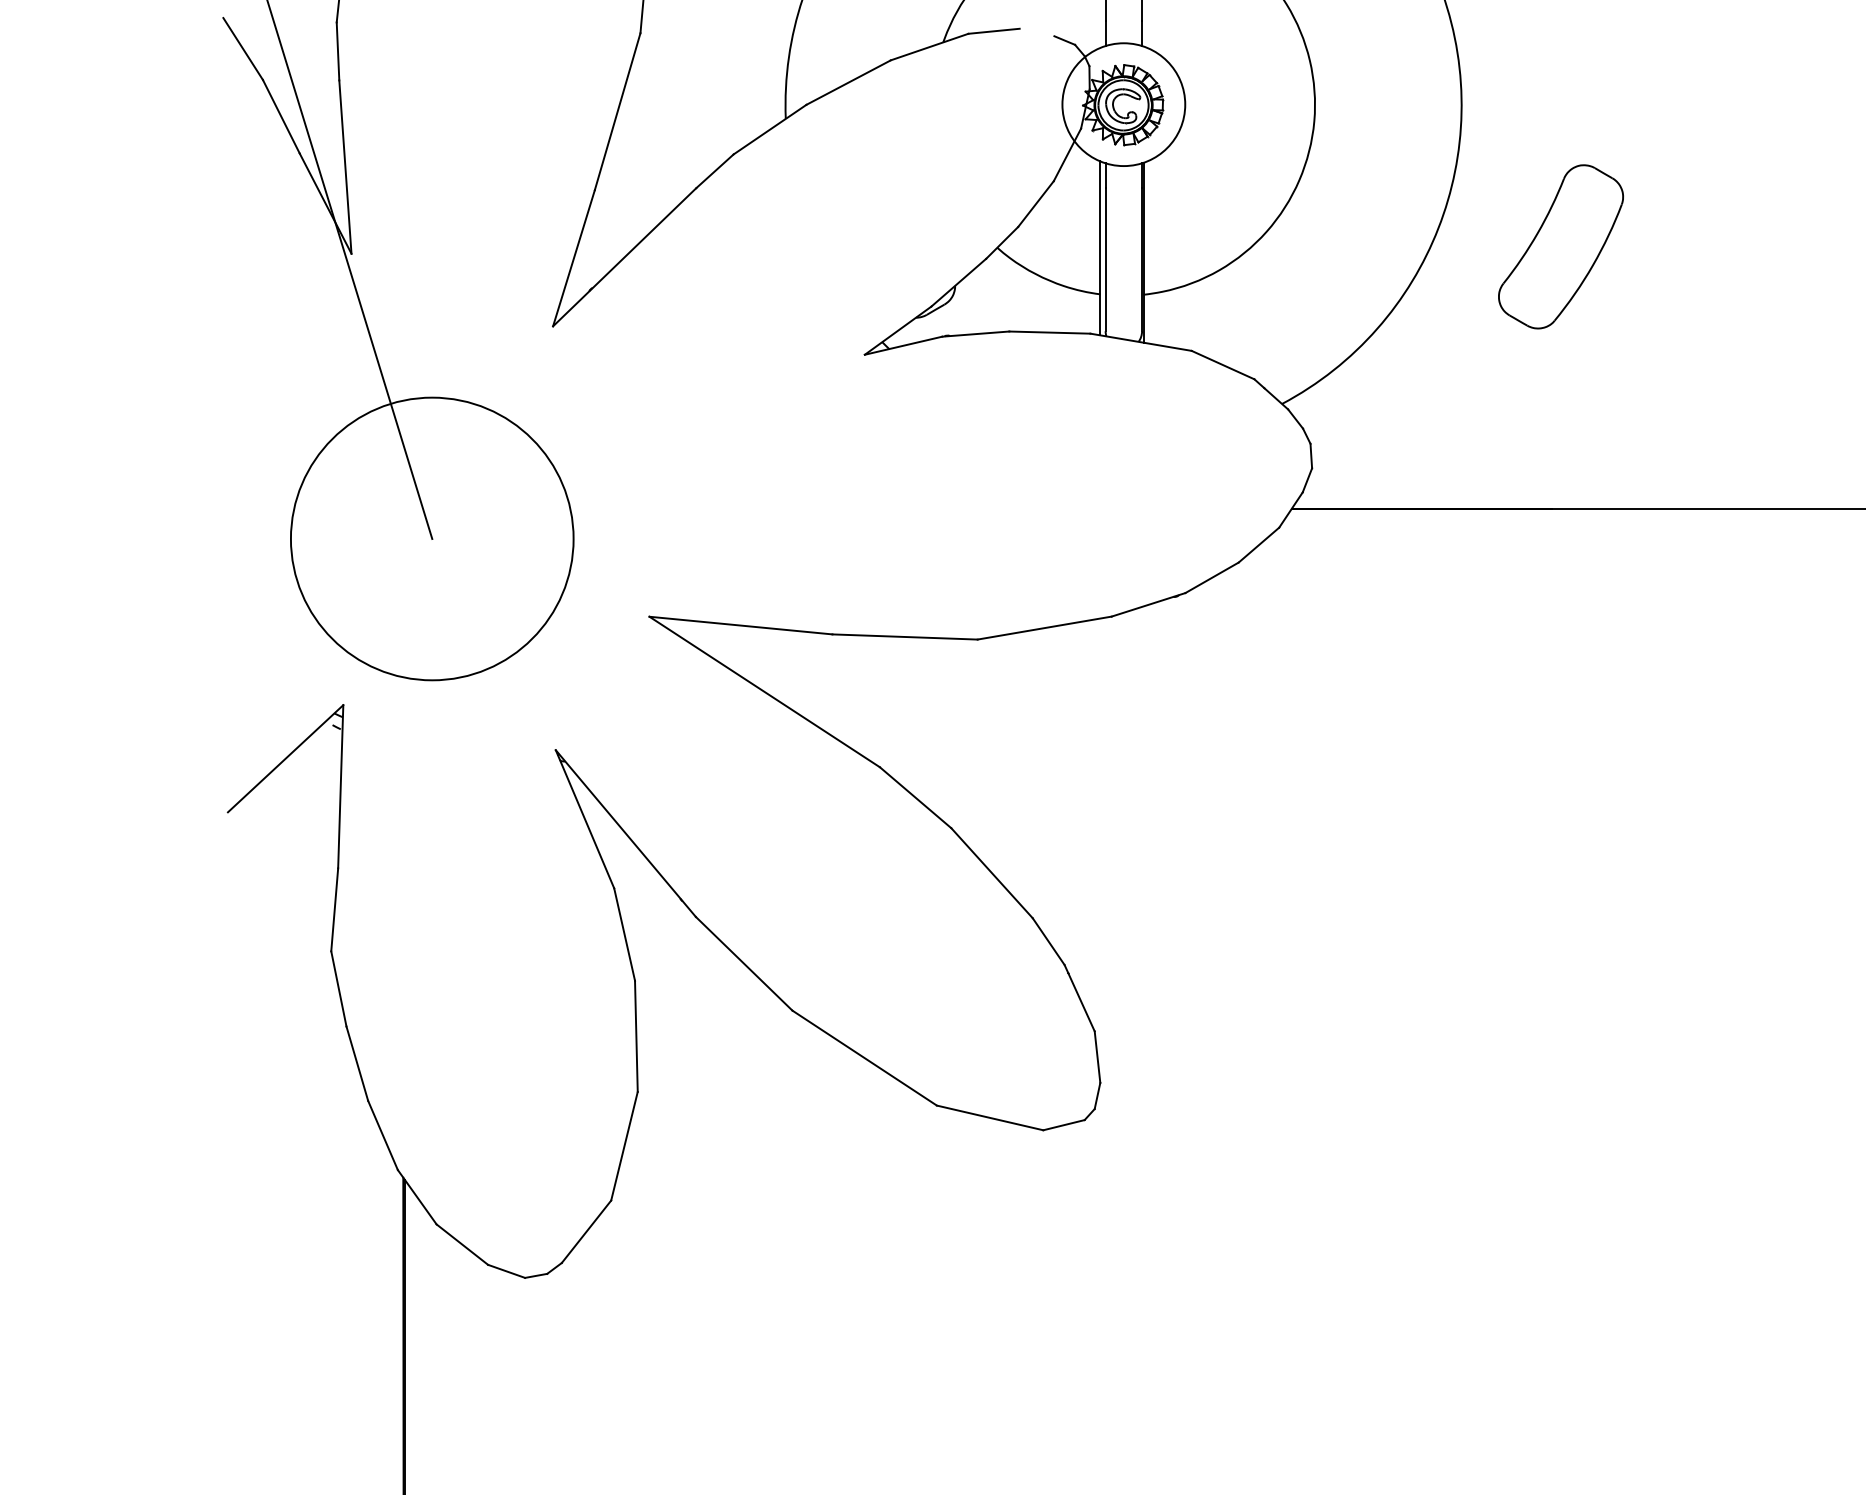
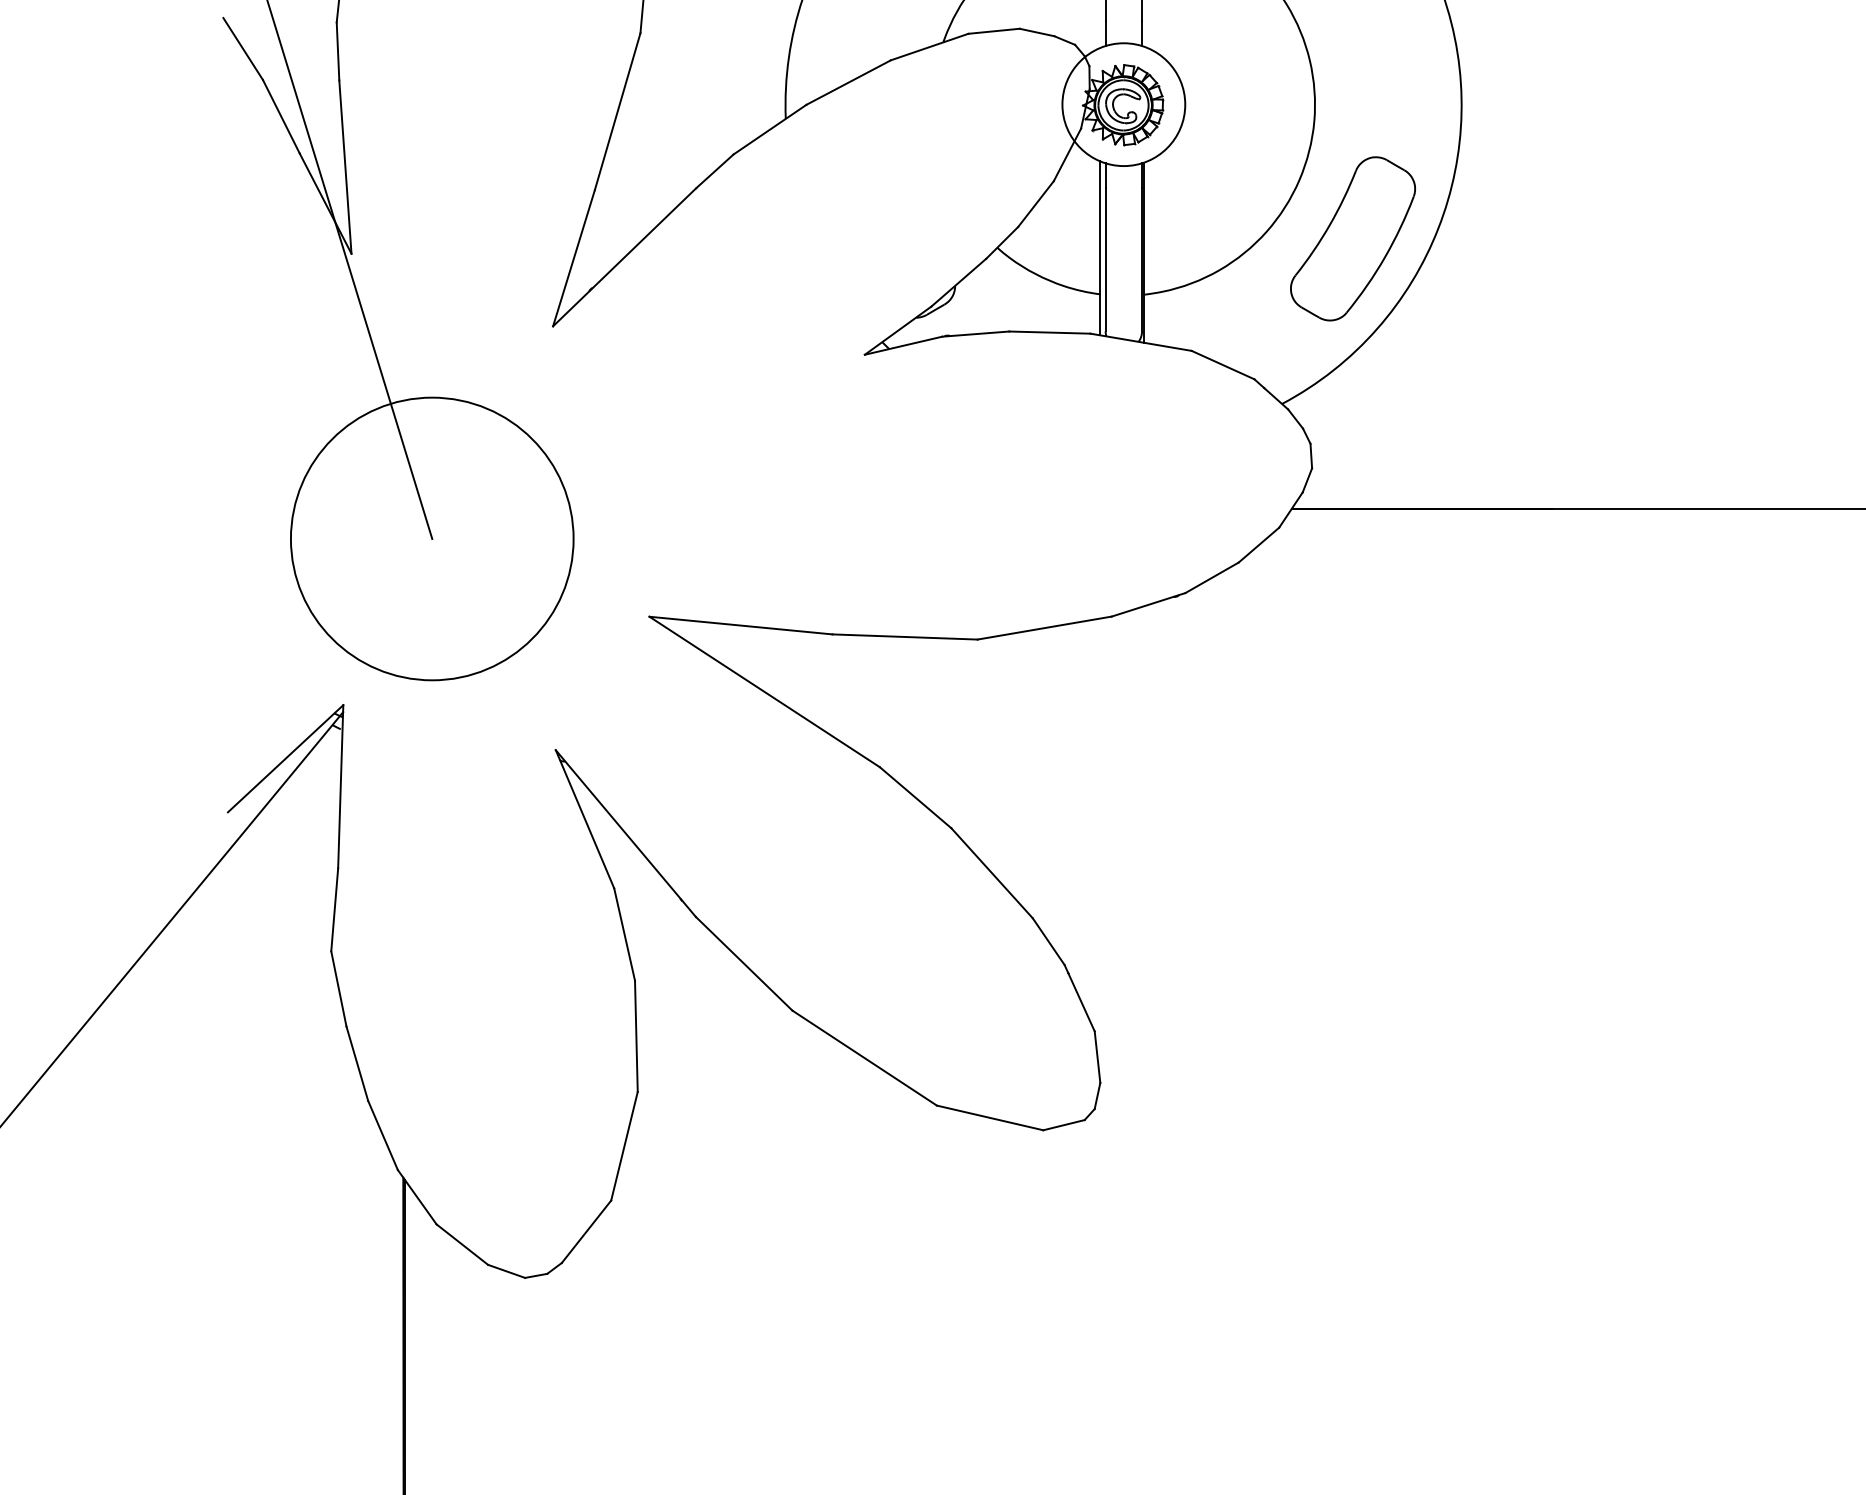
line: none -> present (1036, 32)
part position: (1560, 246) -> (1352, 238) (1352, 238)
line: none -> present (172, 918)
